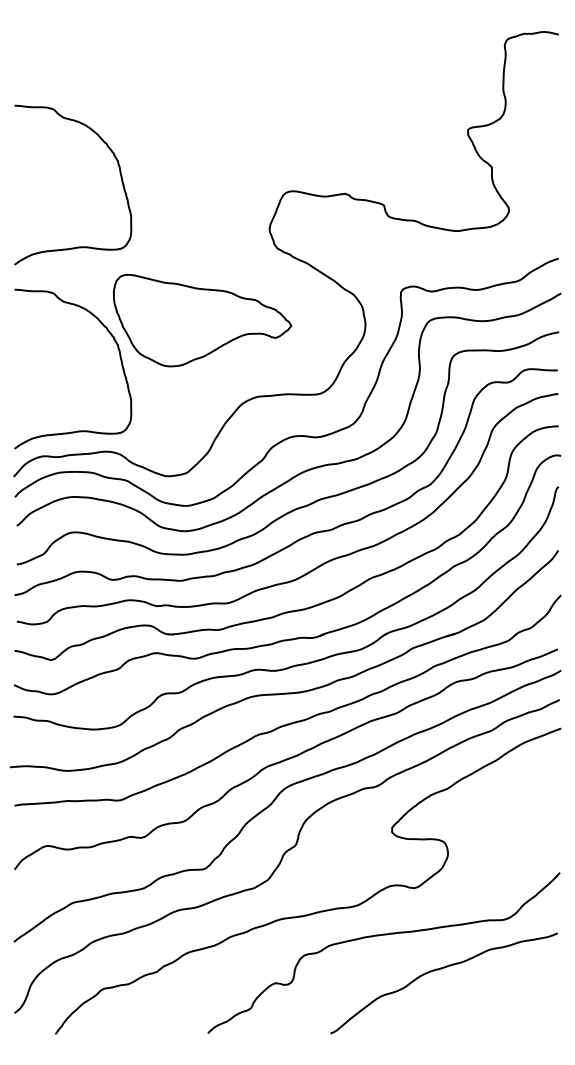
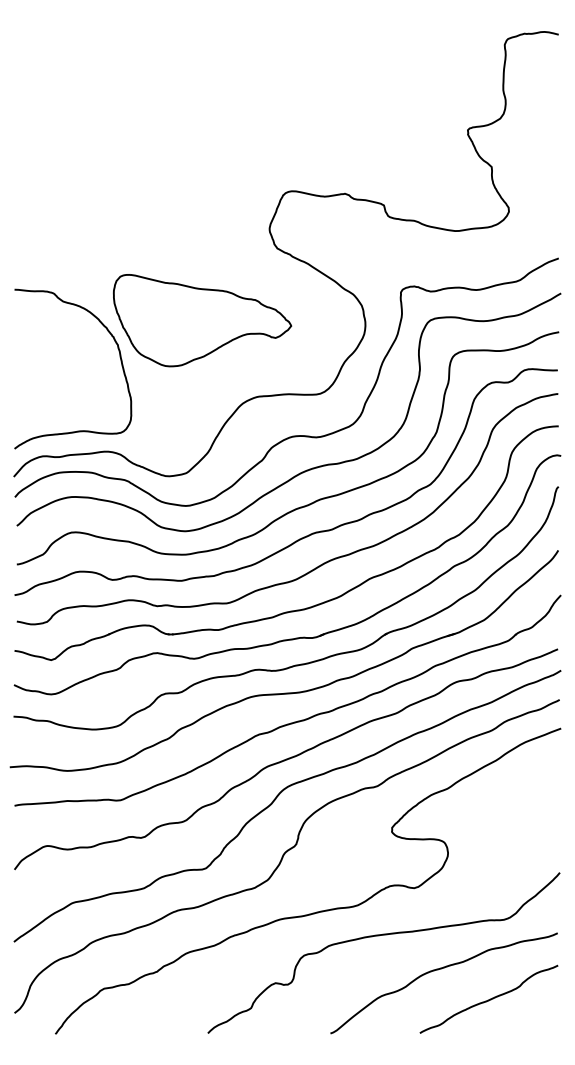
curve: present -> none (119, 173)
curve: none -> present (488, 999)
